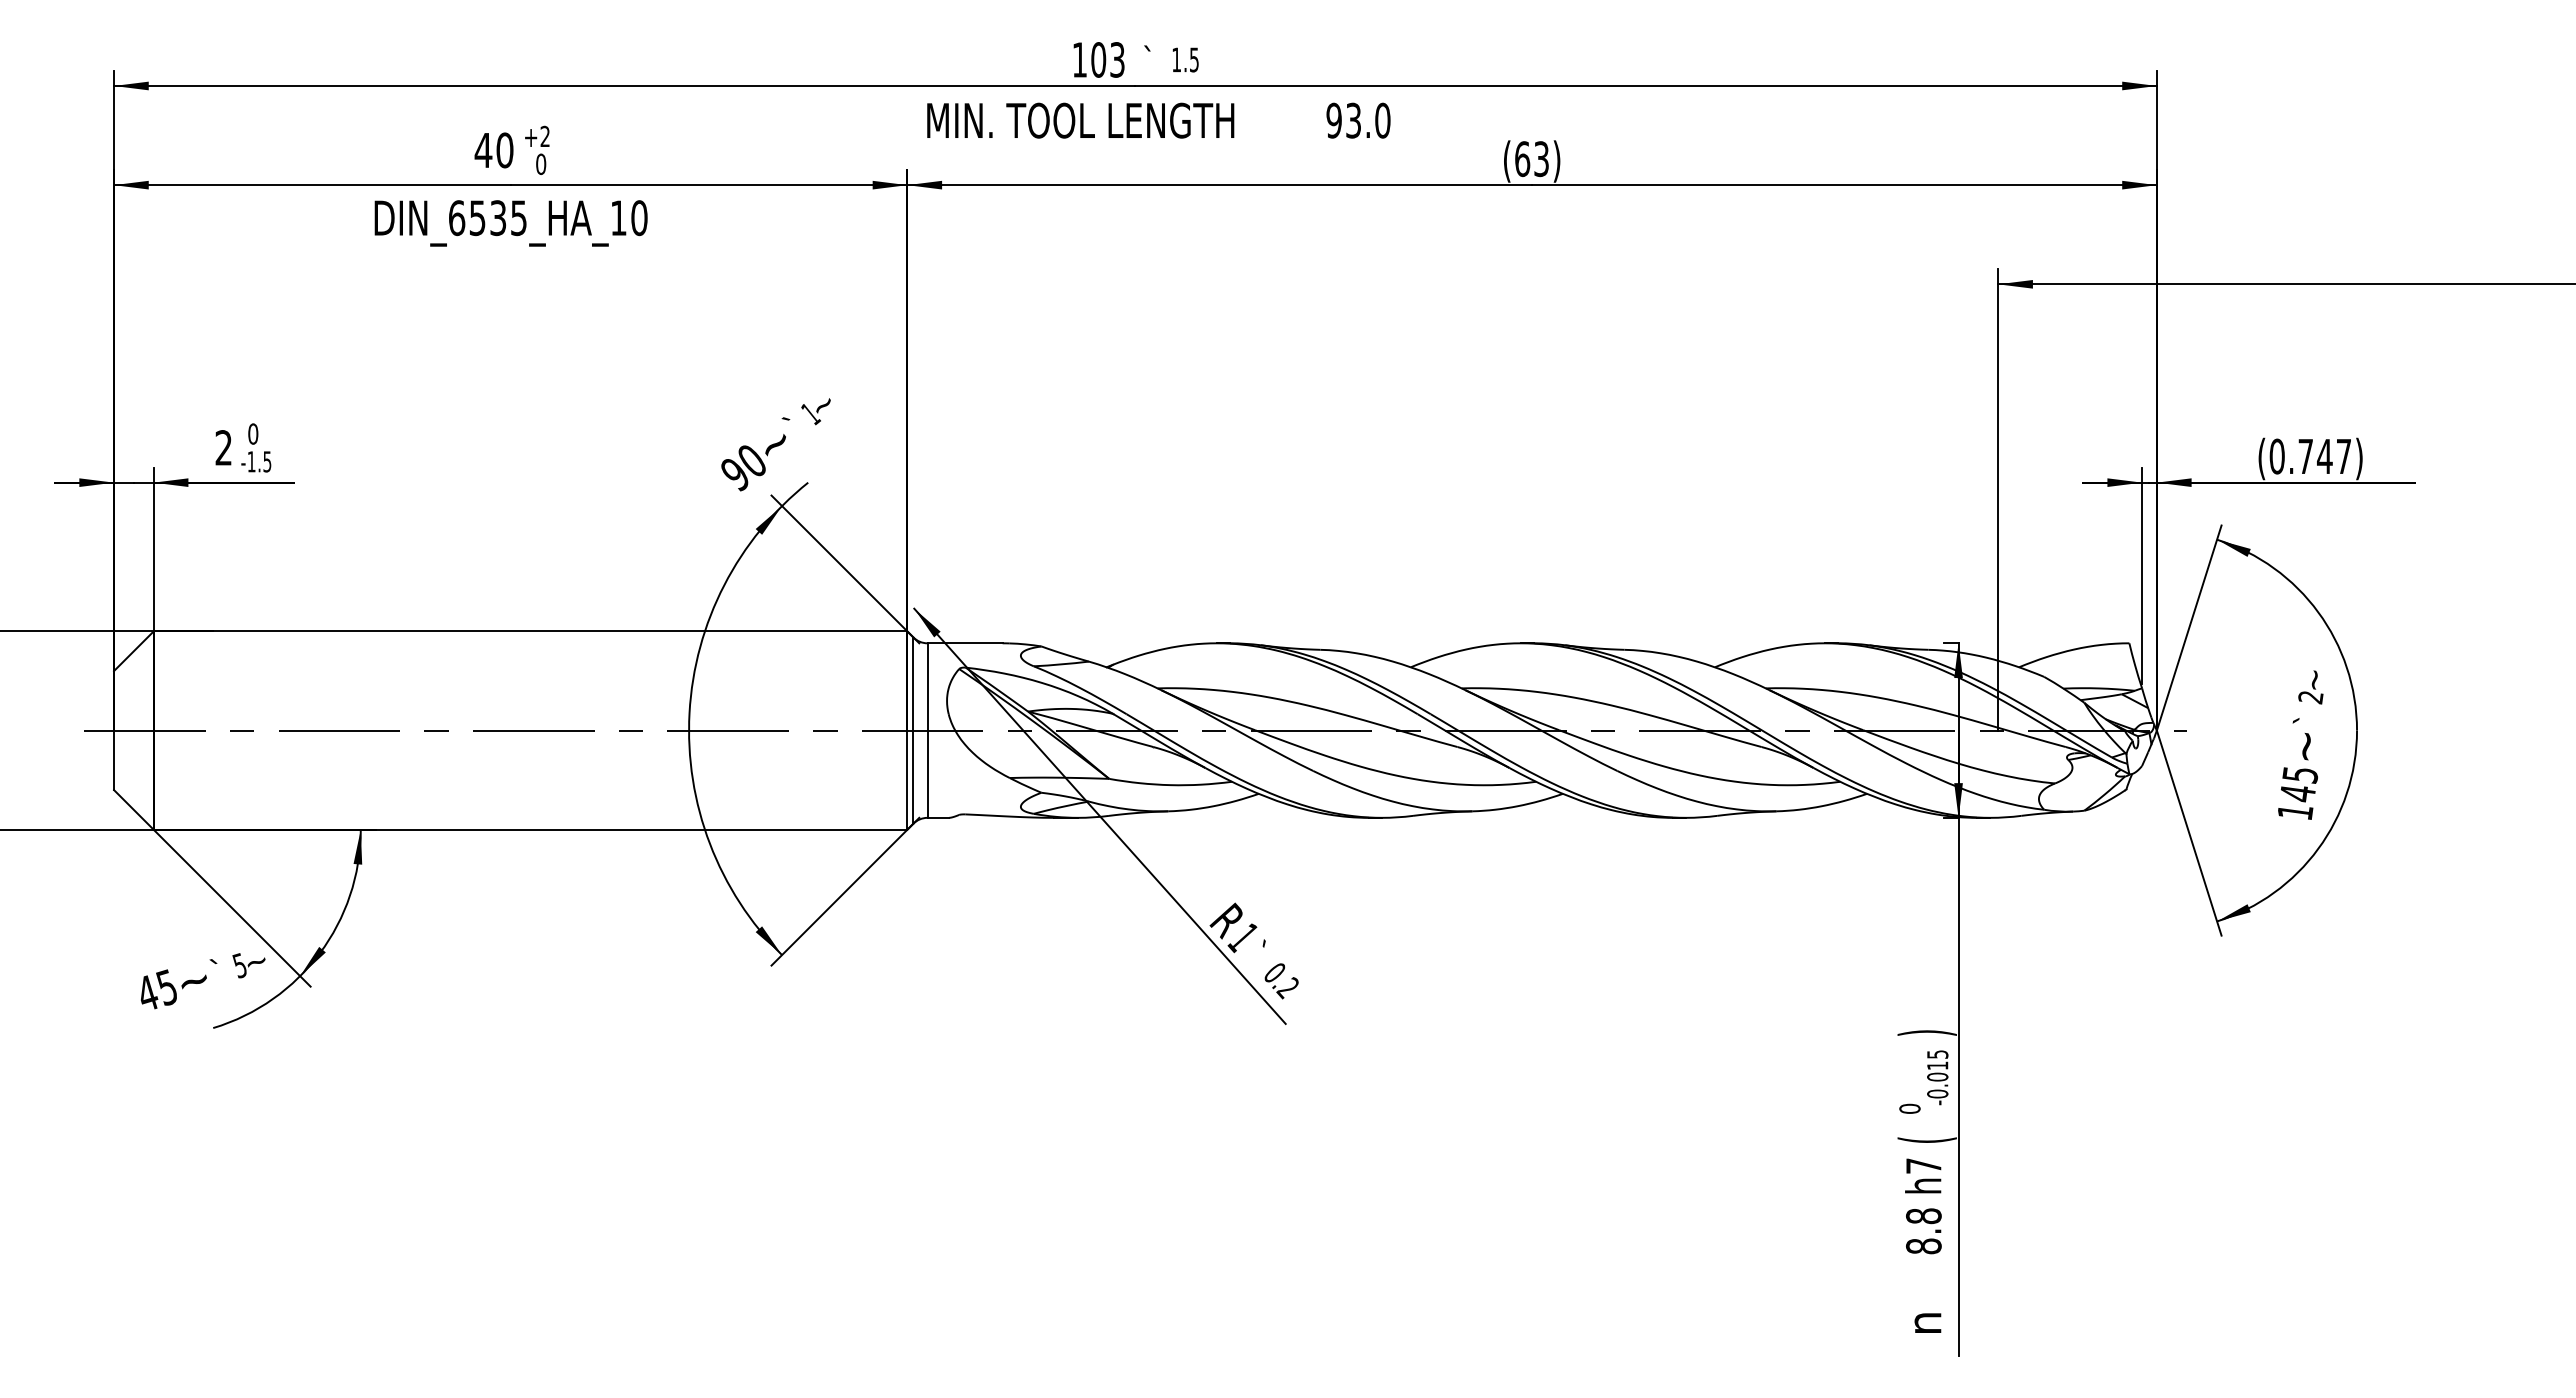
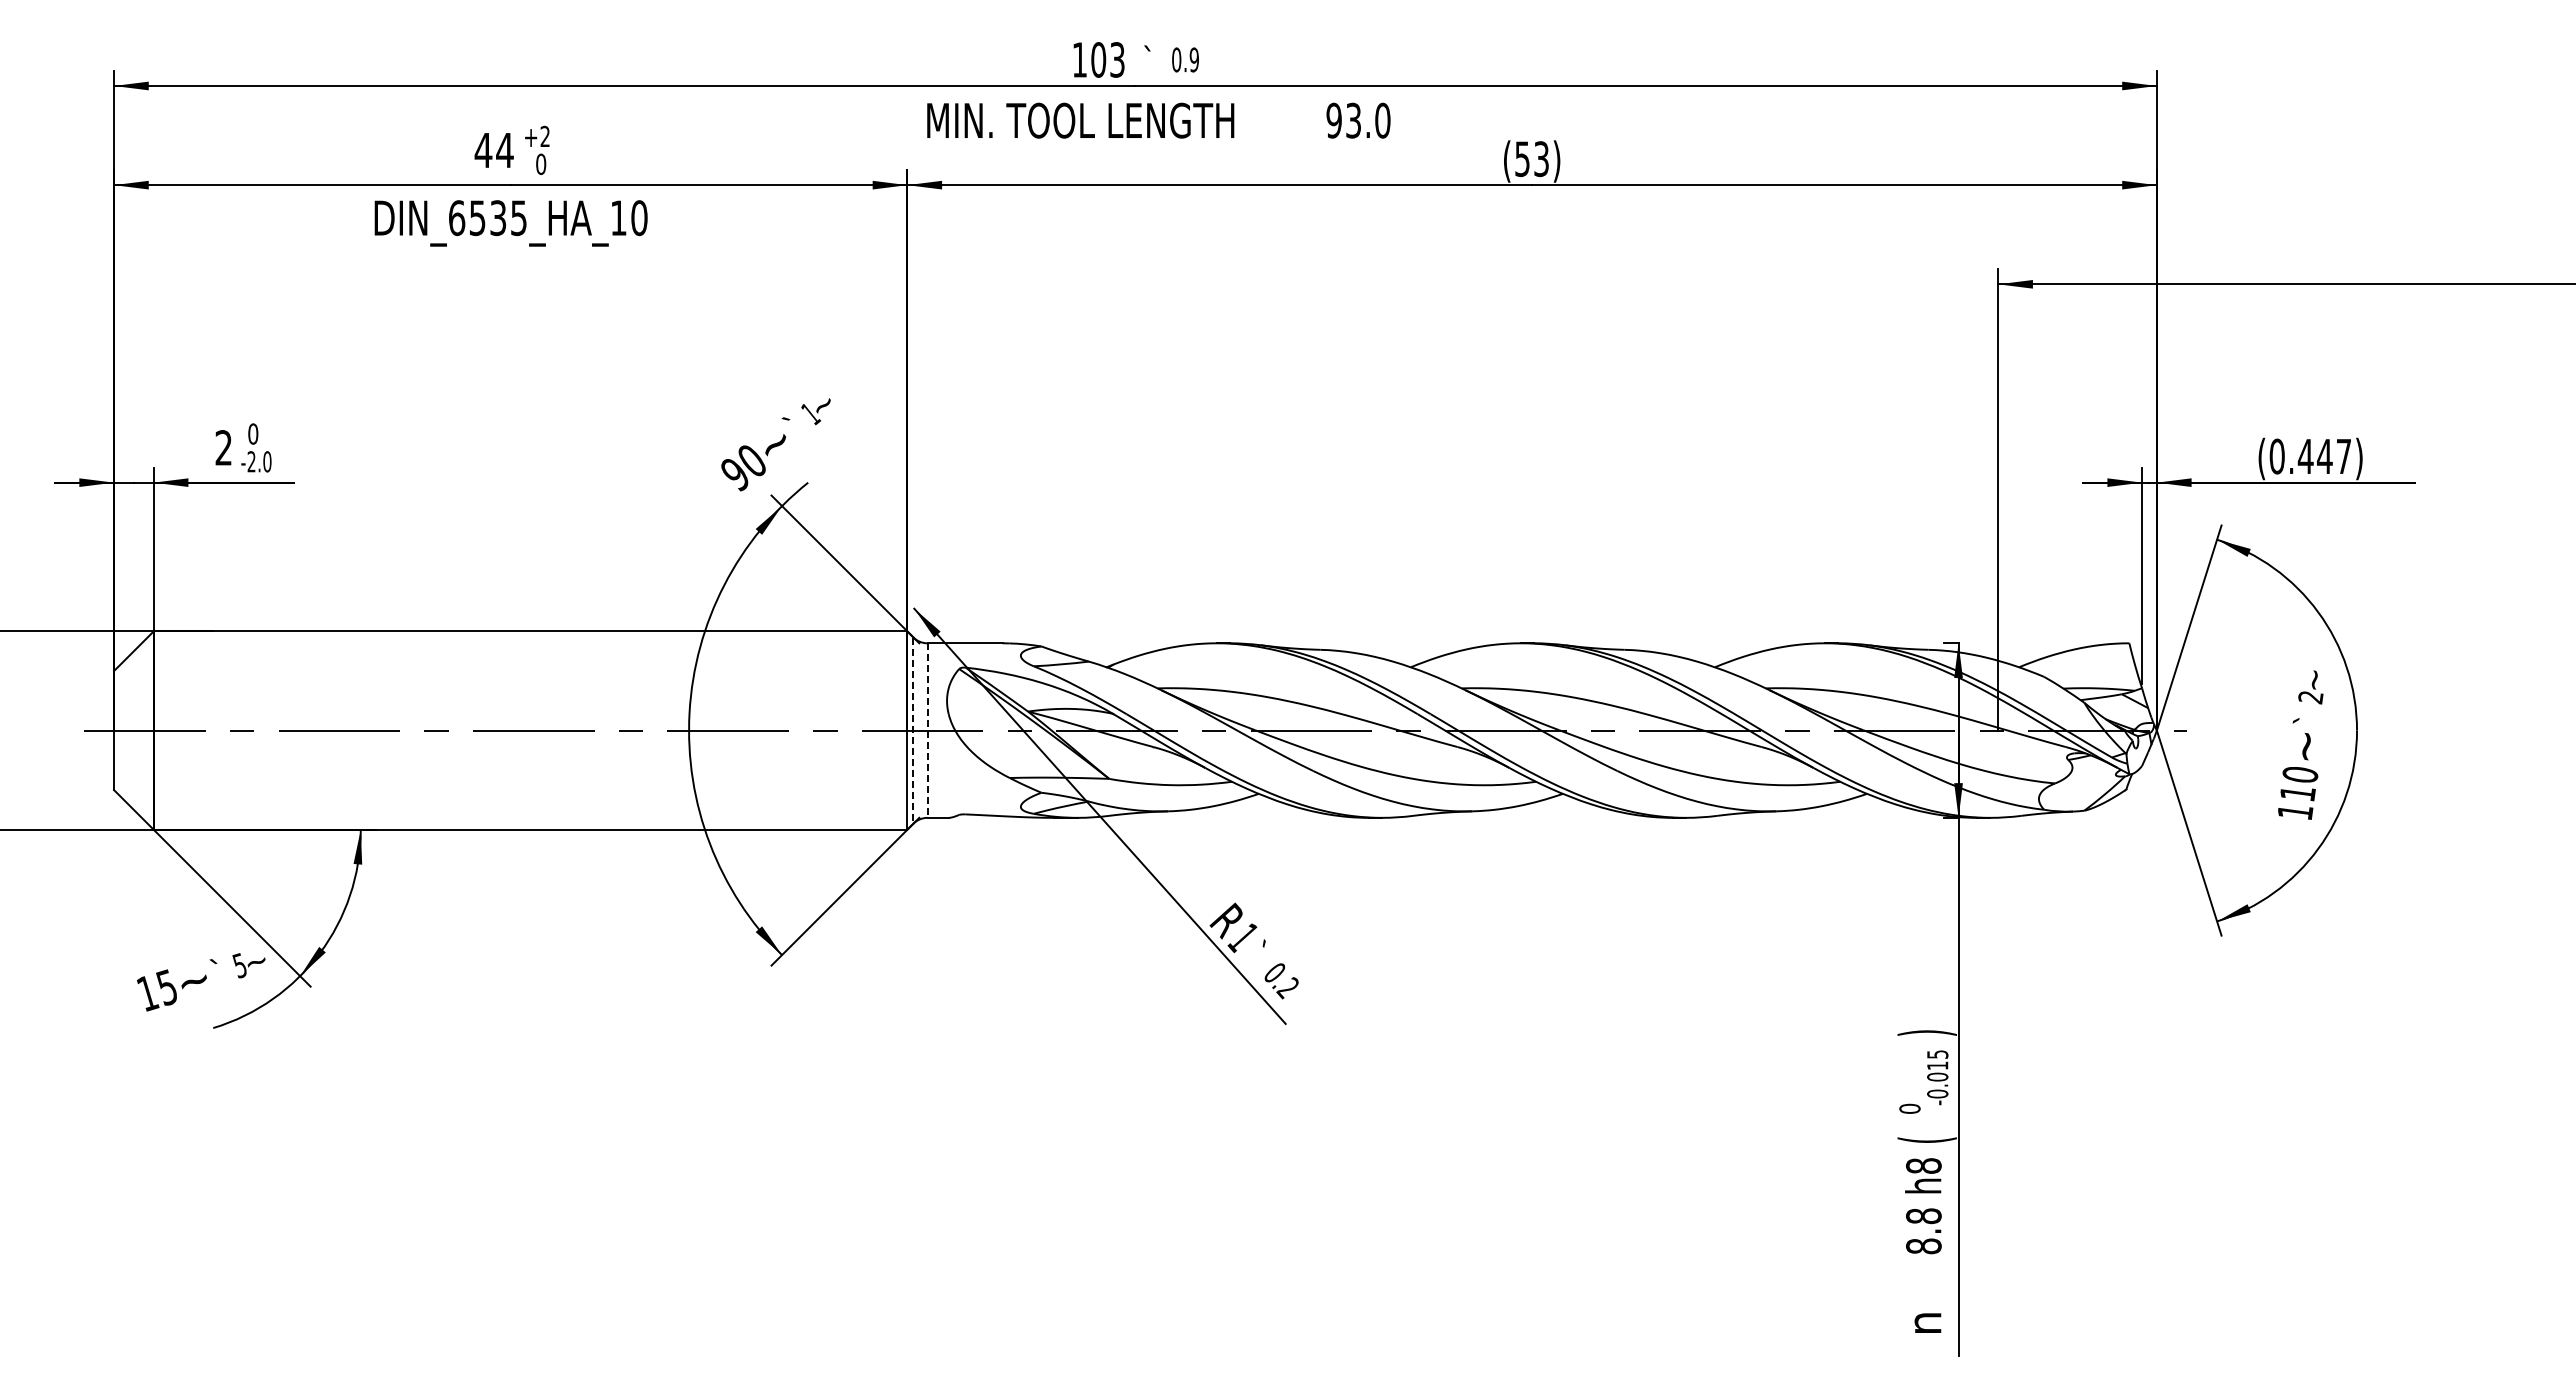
text: 1.5 -> 0.9 (1185, 59)
text: 40 -> 44 (504, 150)
text: (63) -> (53) (1522, 159)
text: (0.747) -> (0.447) (2305, 456)
text: -1.5 -> -2.0 (259, 461)
line: solid -> dashed (913, 731)
line: solid -> dashed (927, 731)
text: 145 -> 110 (2299, 784)
text: 45 -> 15 (148, 993)
text: h7 -> h8 (1923, 1165)
